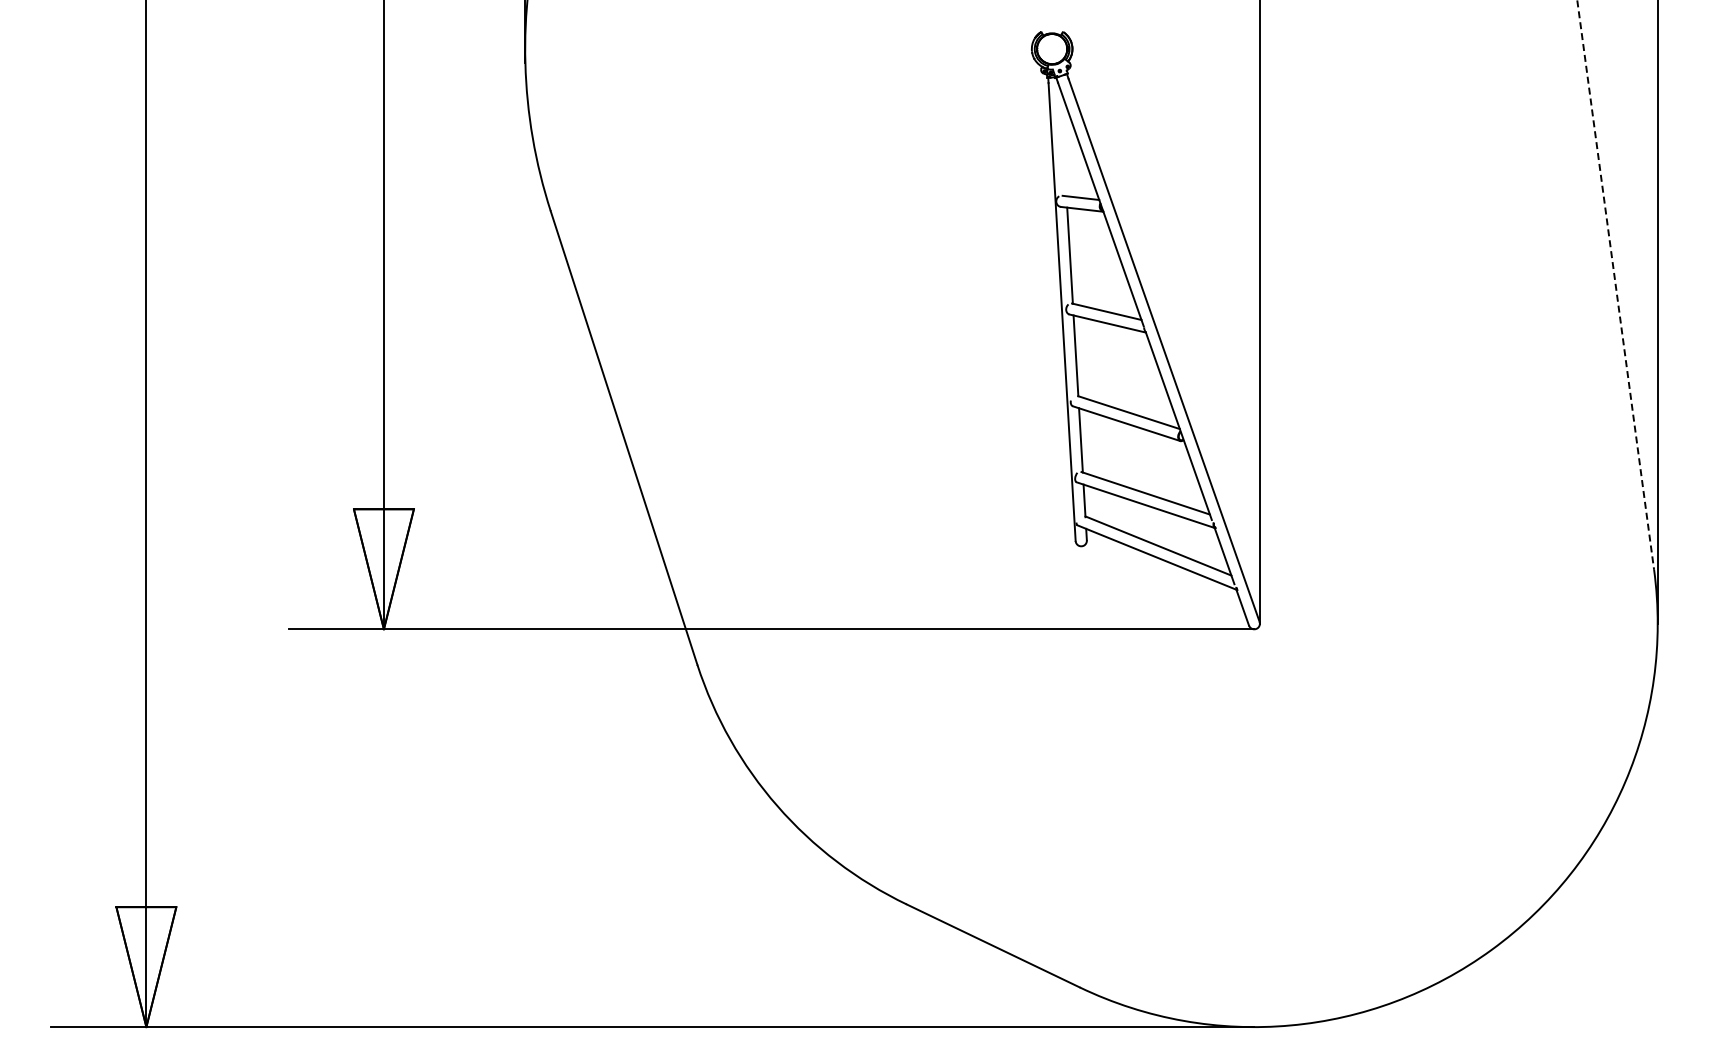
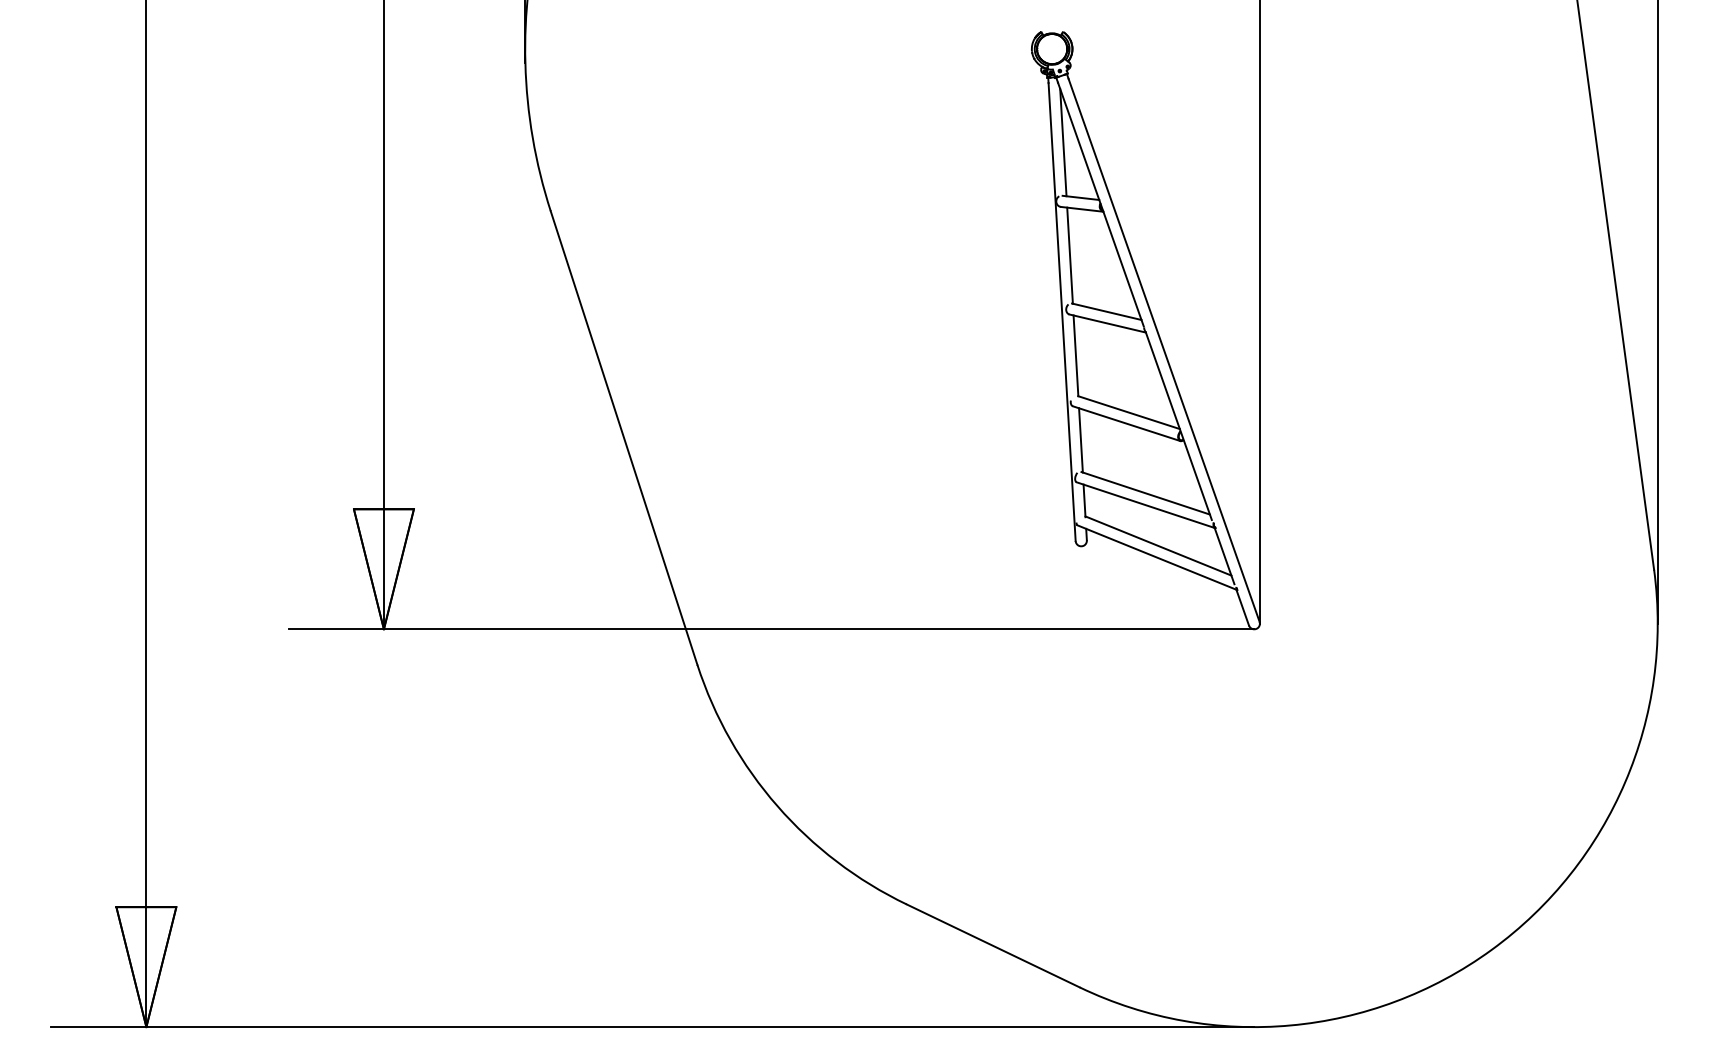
line: none -> present (1063, 142)
line: dashed -> solid (1615, 285)
